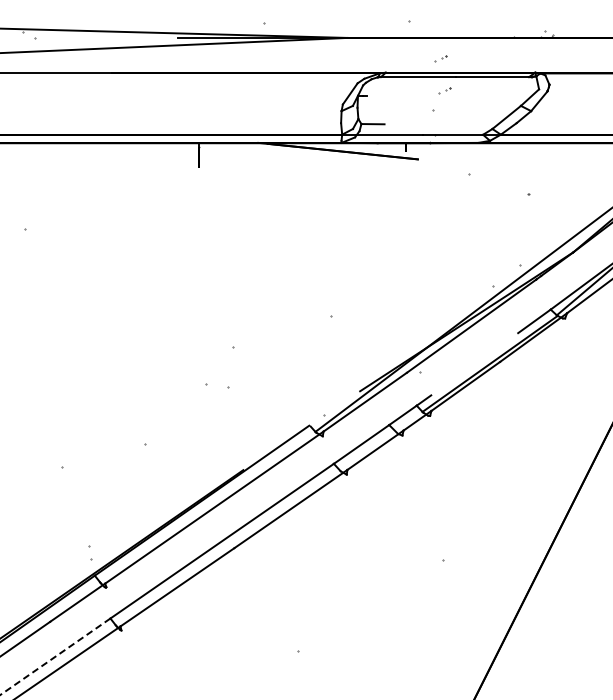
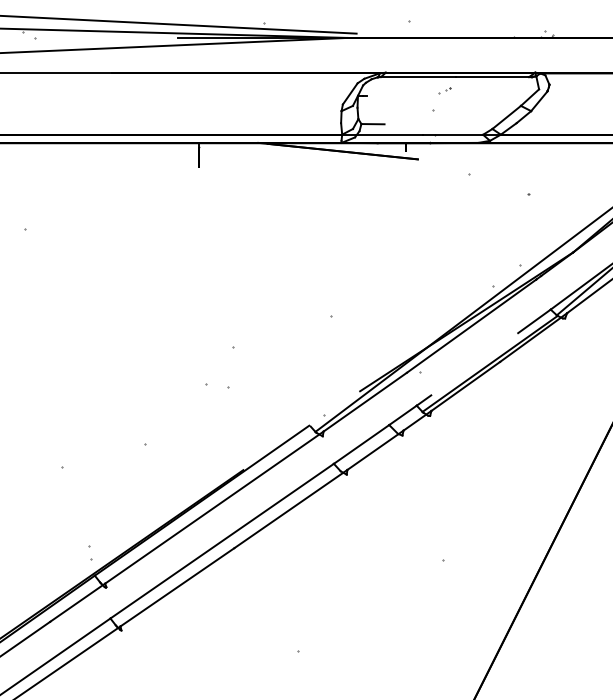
line: none -> present (179, 24)
part: present -> none (440, 58)
line: dashed -> solid (55, 656)
